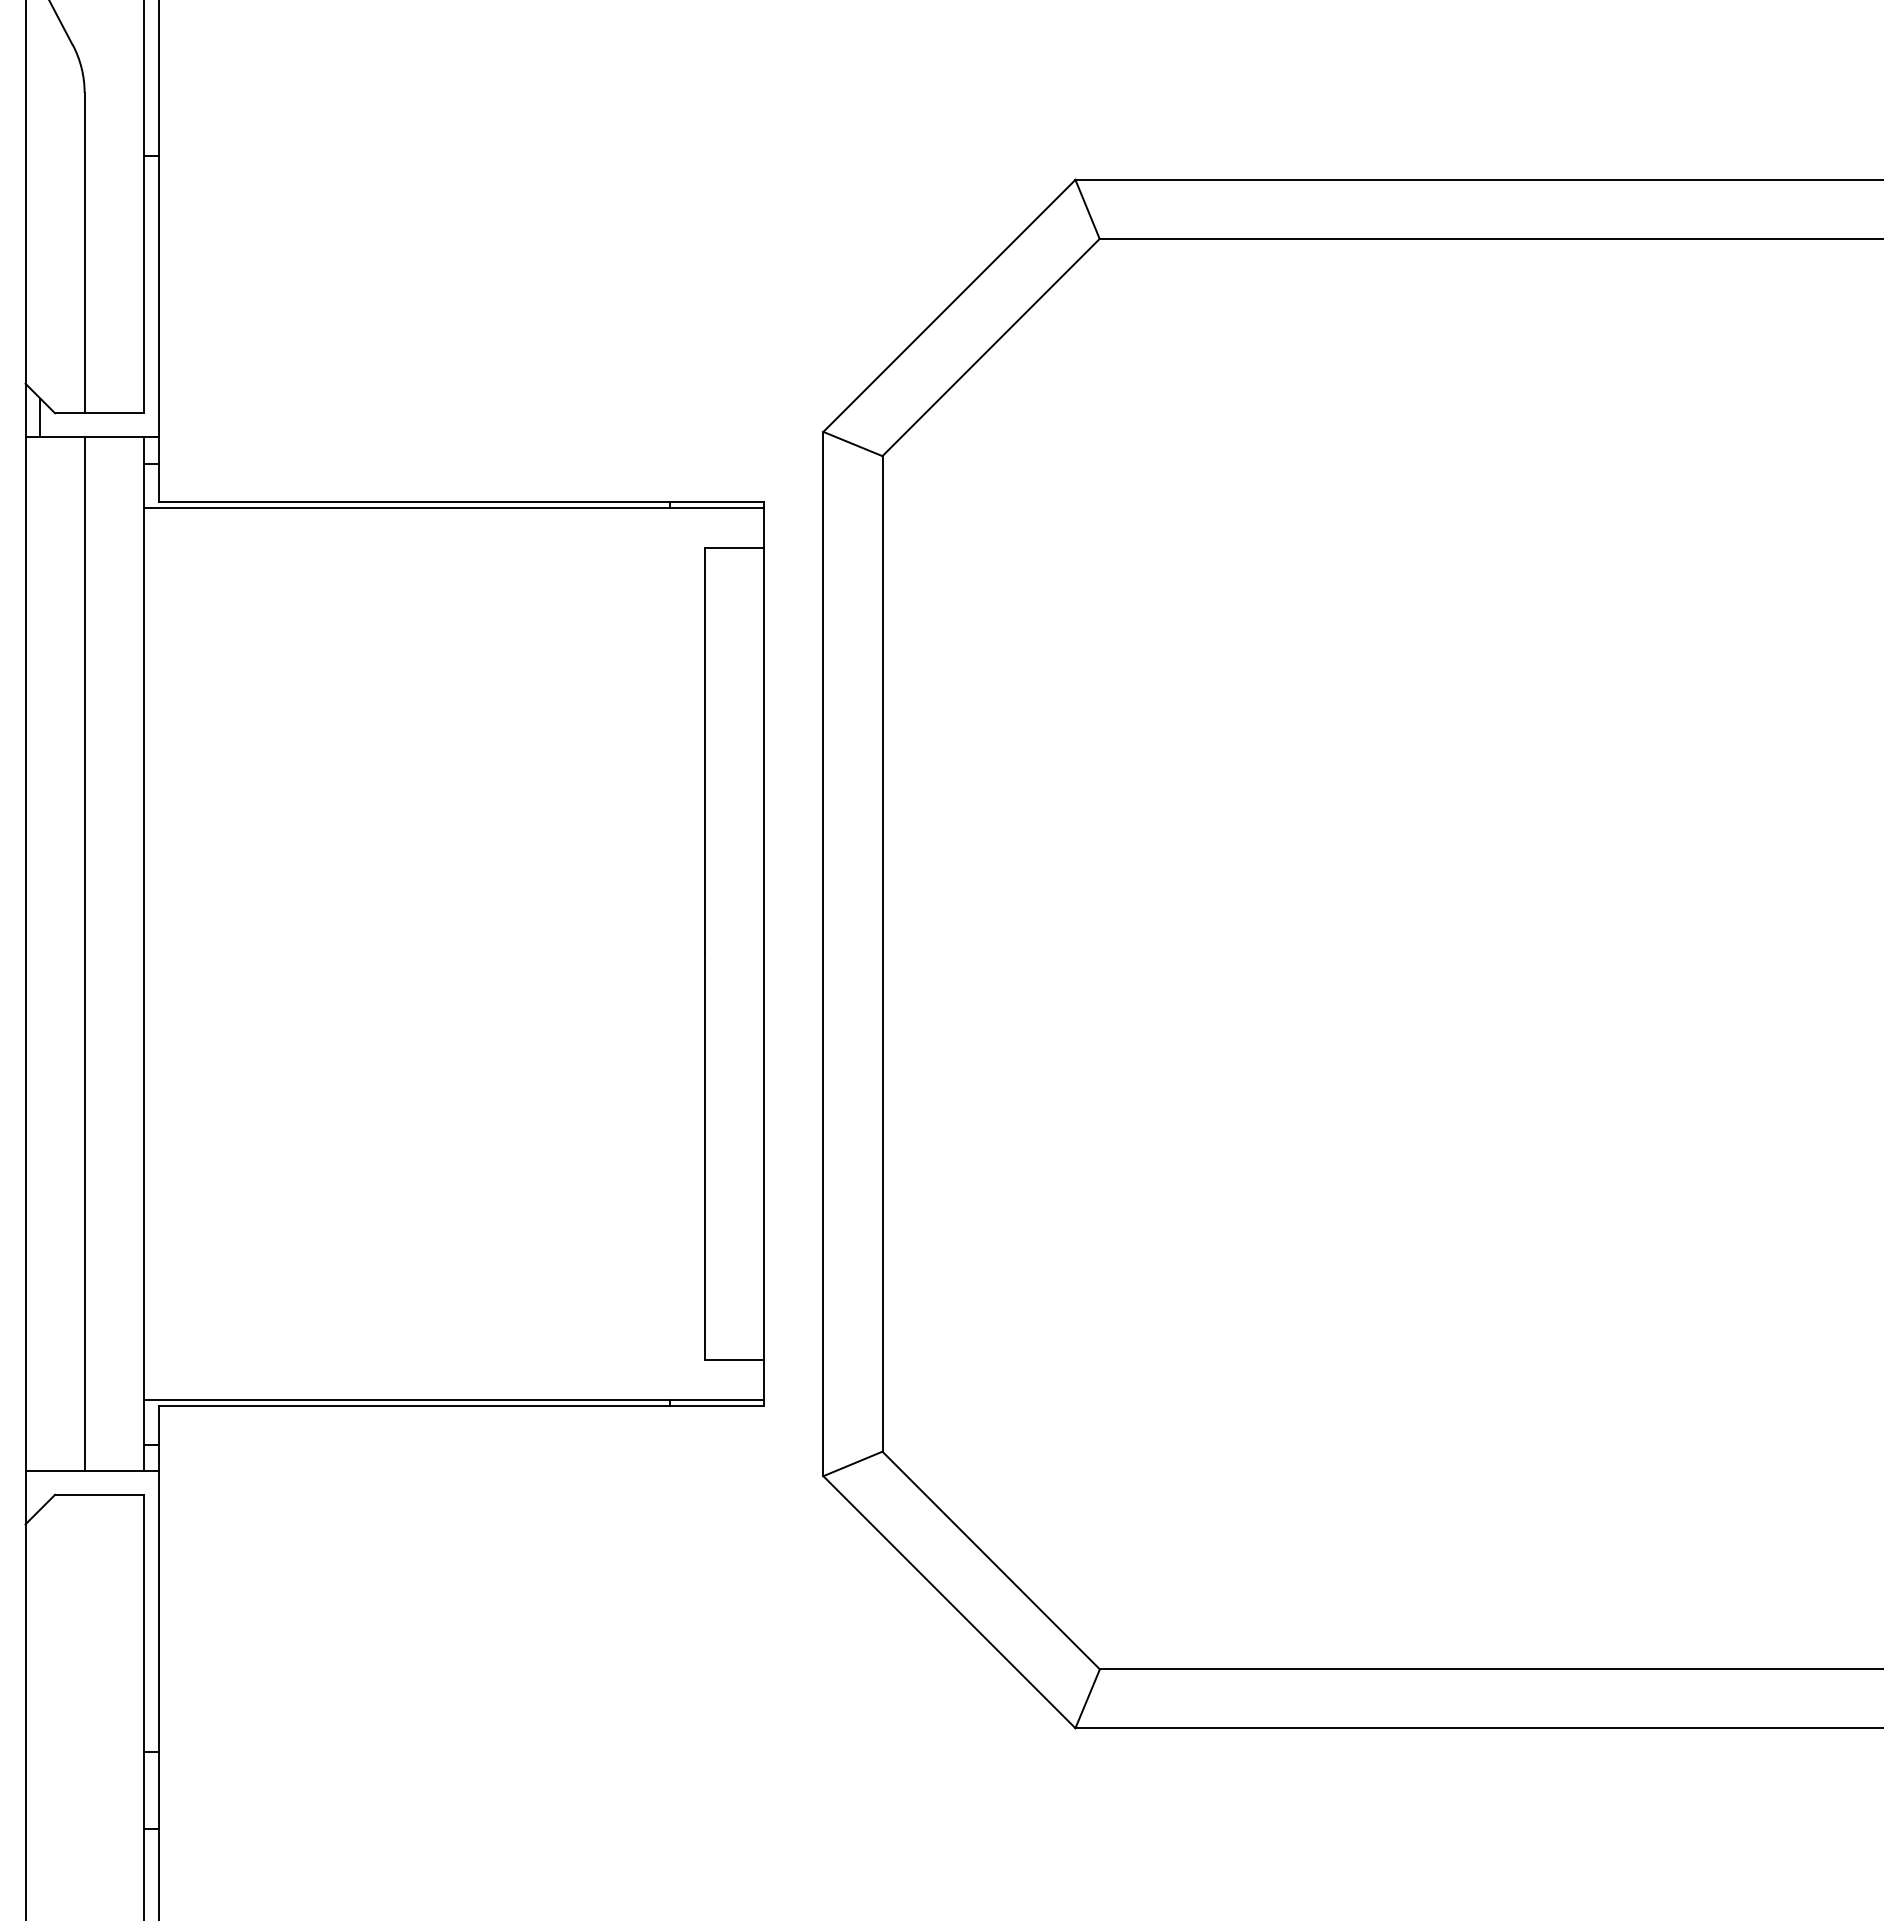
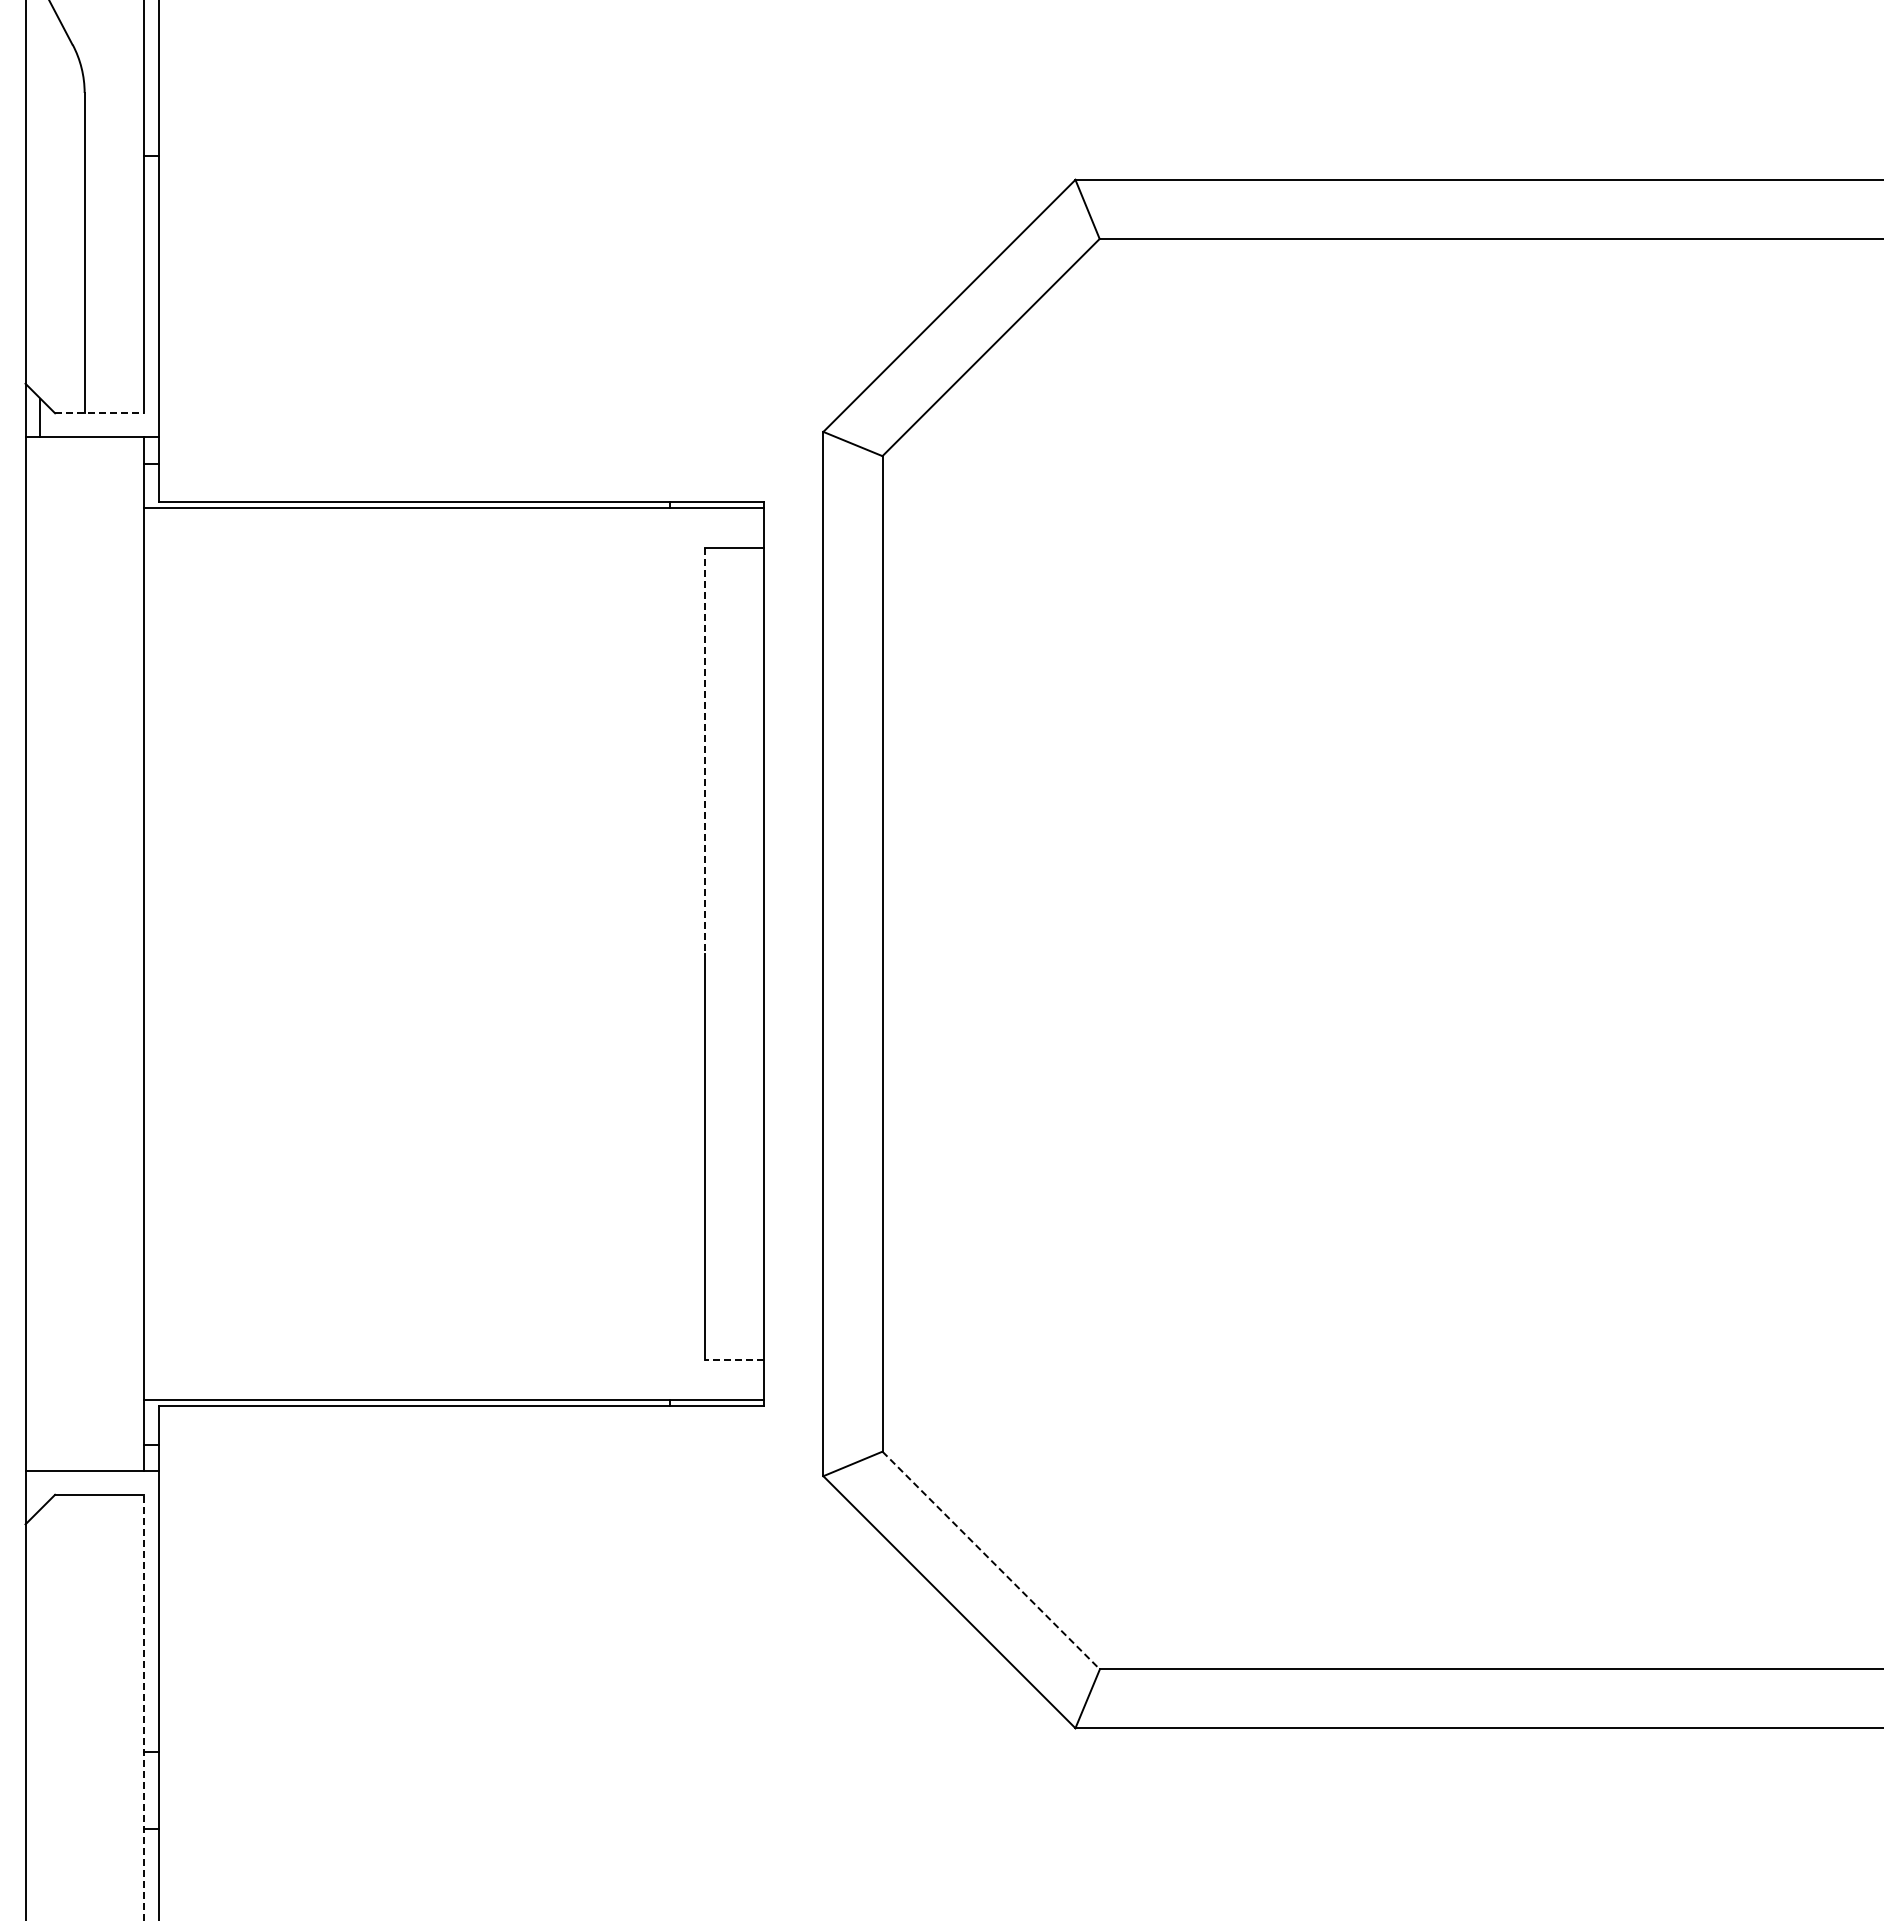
line: solid -> dashed (99, 413)
line: solid -> dashed (705, 751)
line: present -> none (84, 953)
line: solid -> dashed (734, 1360)
line: solid -> dashed (991, 1560)
line: solid -> dashed (143, 1707)
